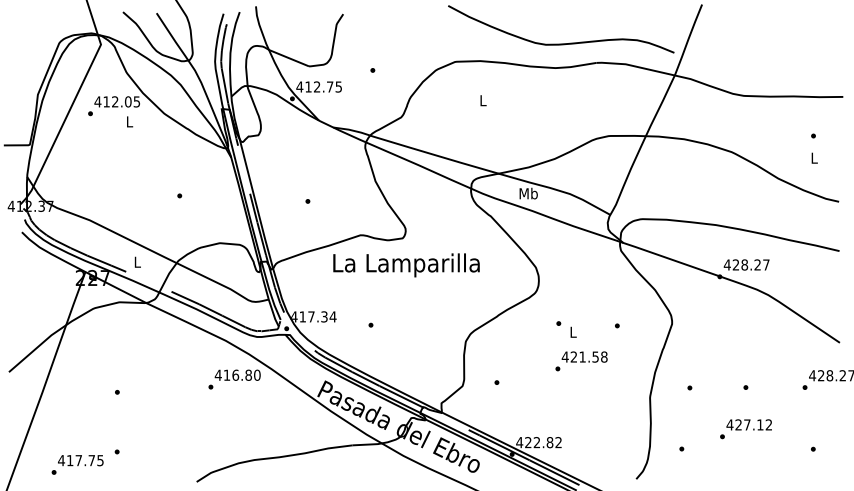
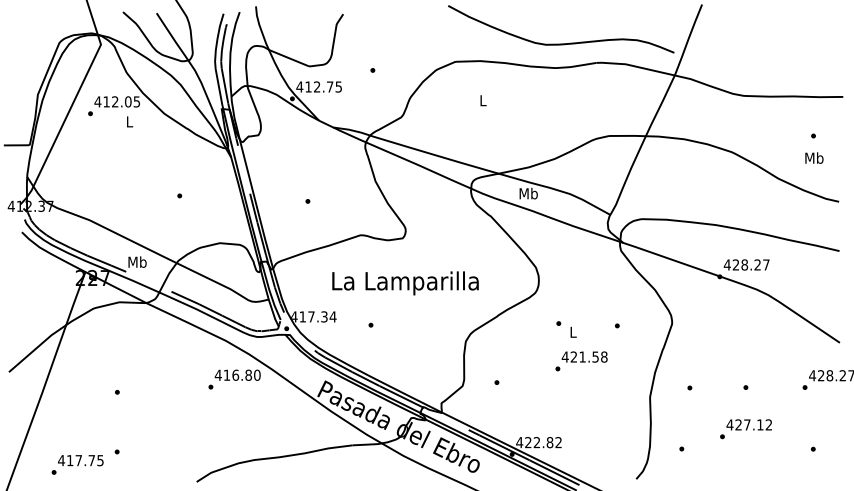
text: L -> Mb (814, 157)
text: L -> Mb (137, 261)
text position: (406, 265) -> (405, 283) (405, 283)
